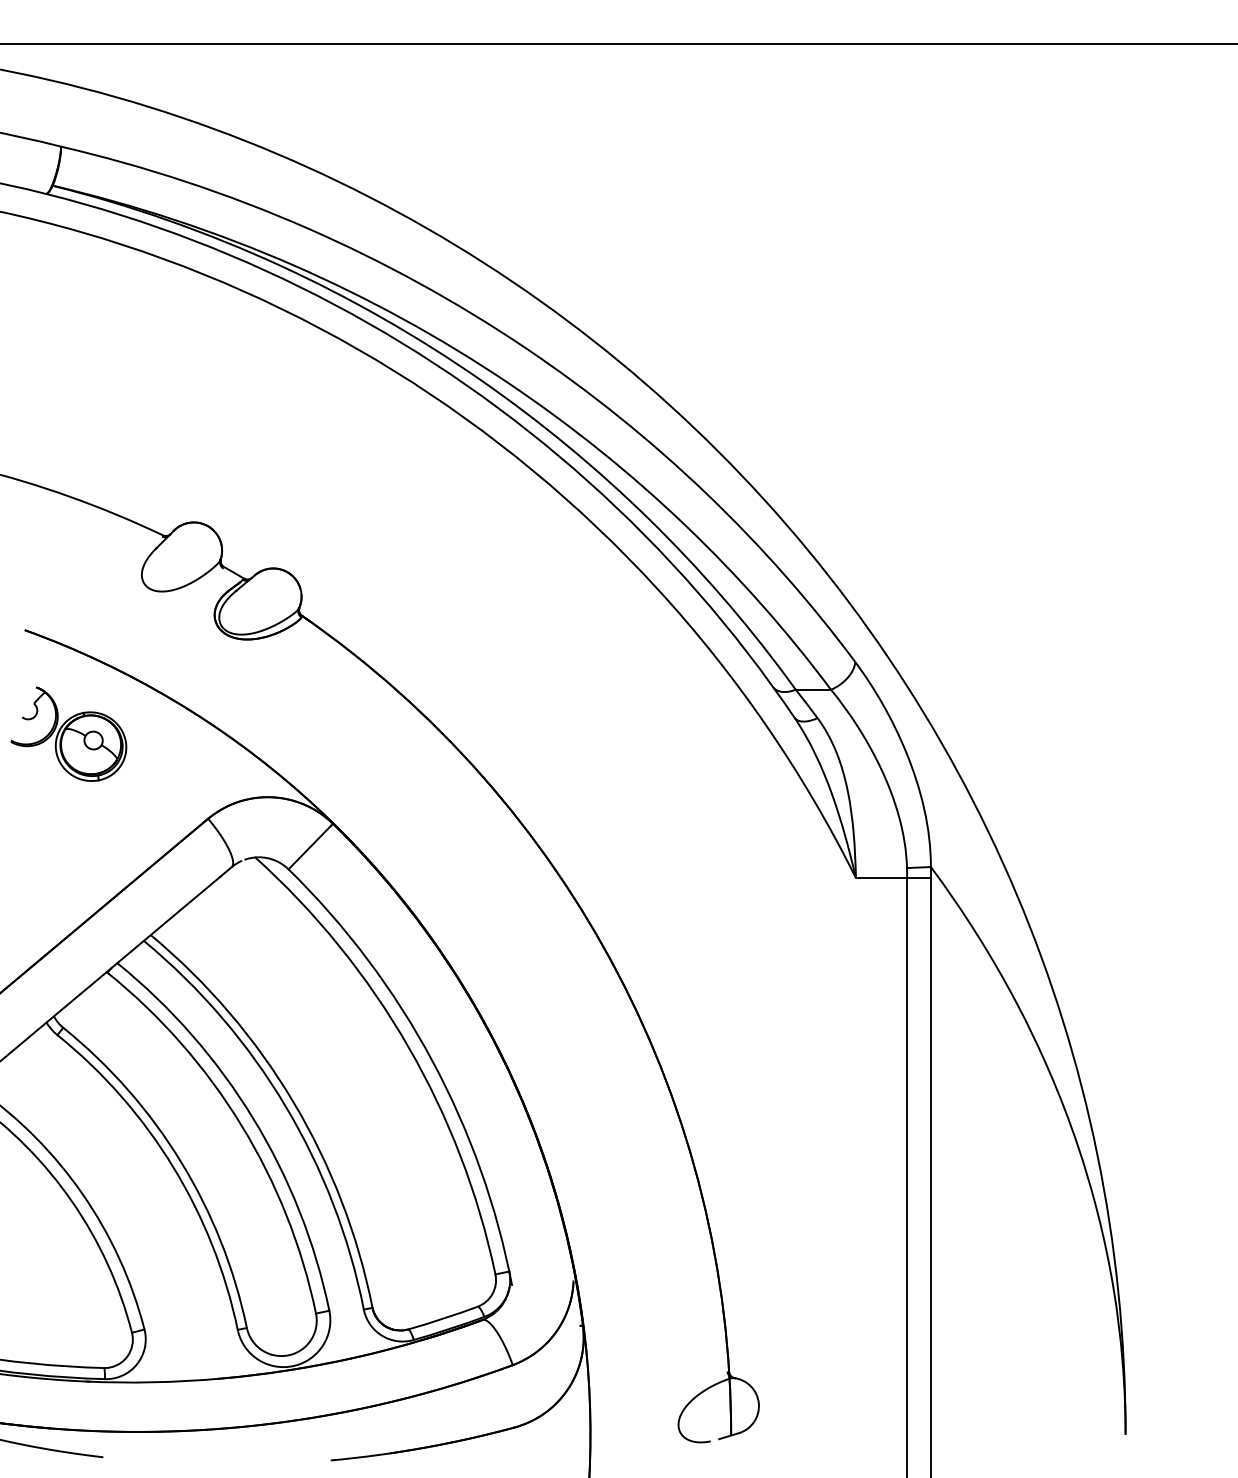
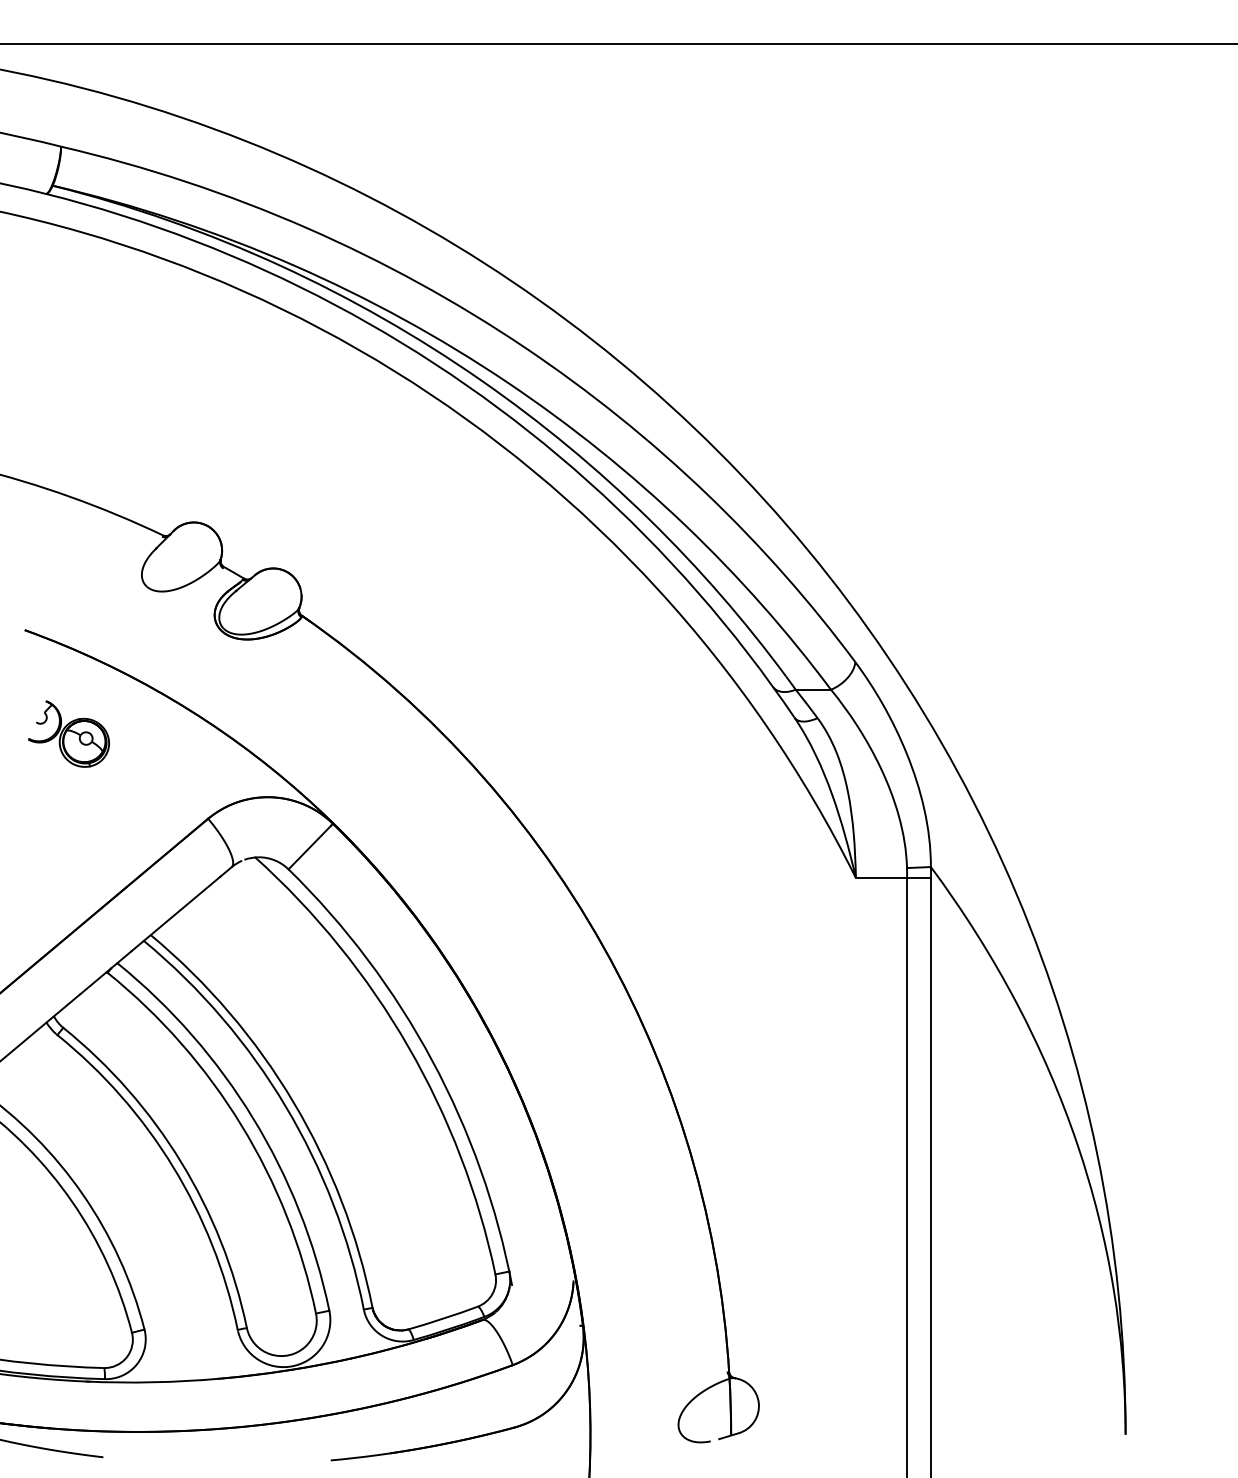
part size: 118x96 px -> 82x68 px (68, 733)
